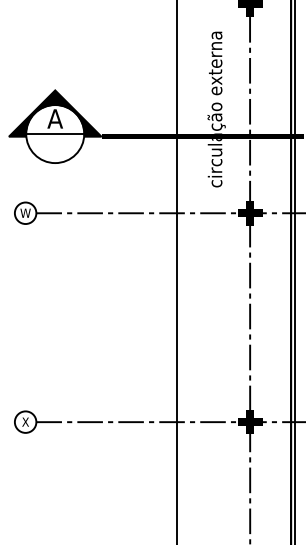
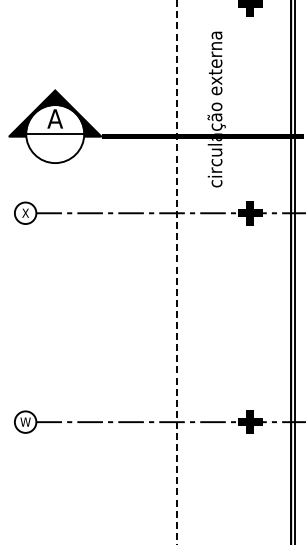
text: W -> X (25, 212)
line: present -> none (250, 271)
line: solid -> dashed (176, 272)
text: X -> W (25, 421)
